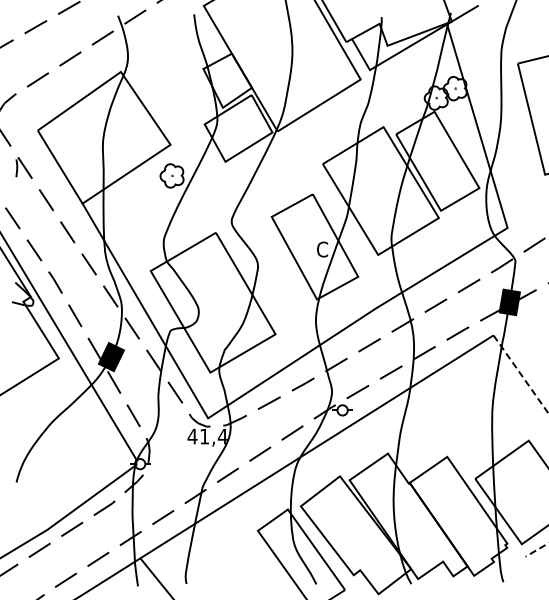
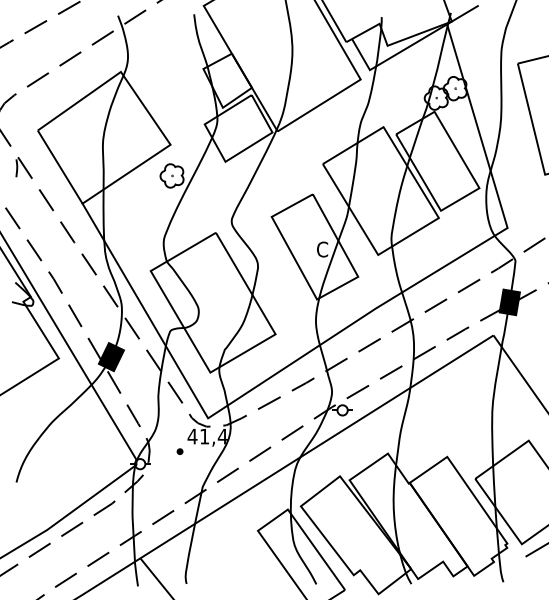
line: dashed -> solid (529, 386)
part: none -> present (179, 451)
